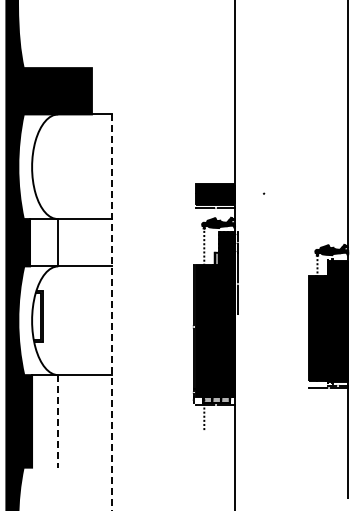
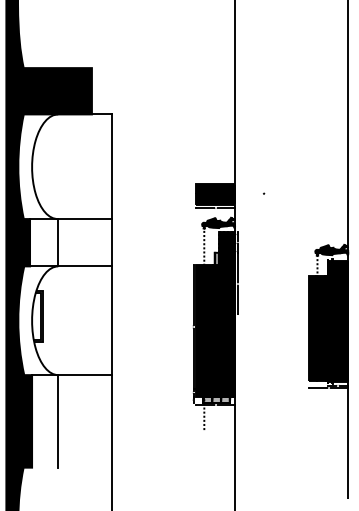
line: dashed -> solid (111, 312)
line: dashed -> solid (58, 421)
